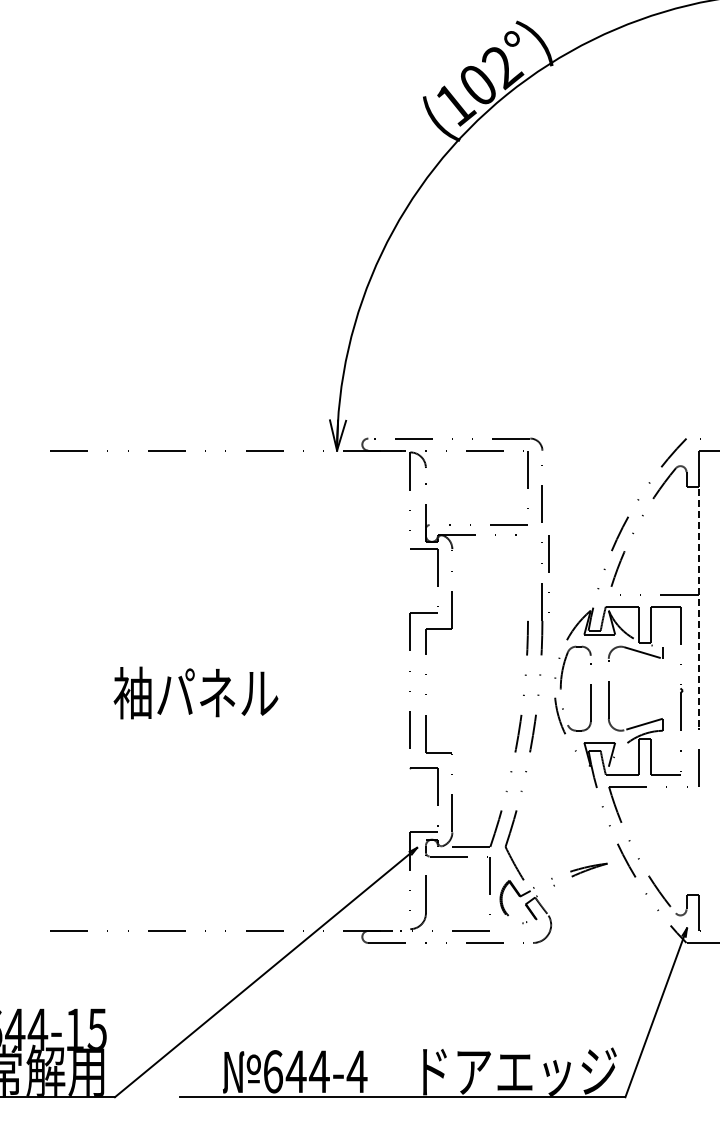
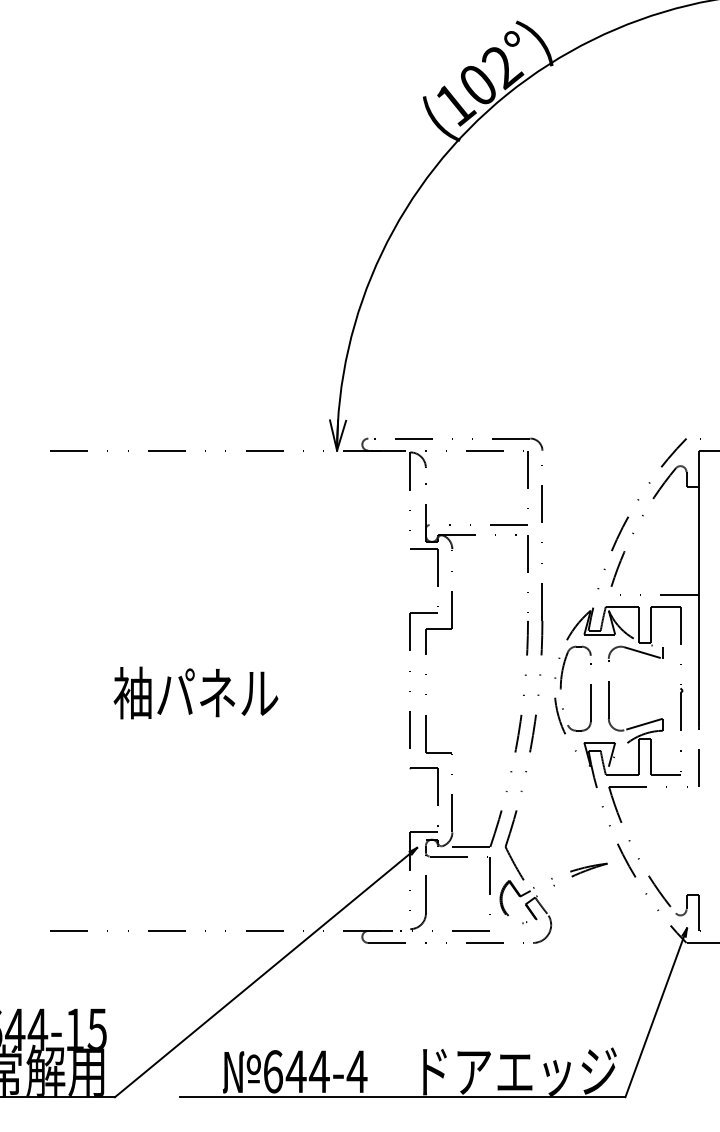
line position: (548, 572) -> (527, 572) (527, 572)
line: dashed -> solid (698, 606)
